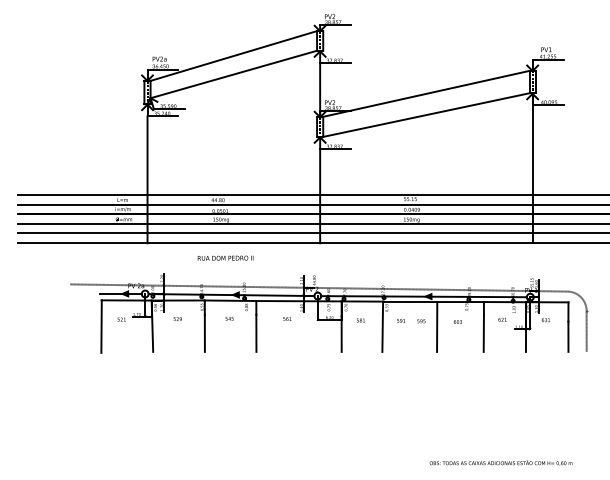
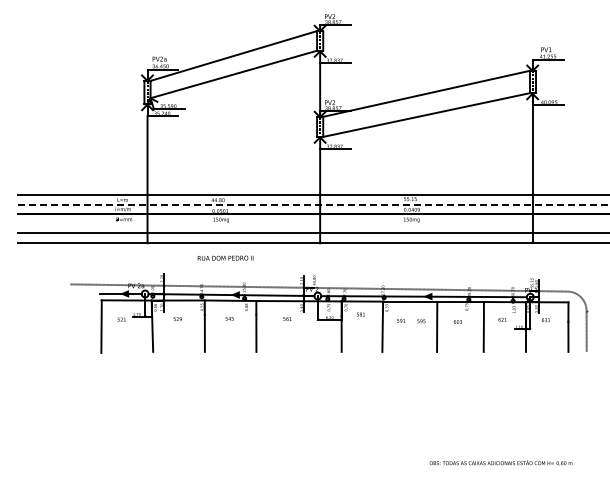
line: solid -> dashed (314, 204)
line: present -> none (312, 223)
text position: (360, 320) -> (360, 314) (360, 314)
